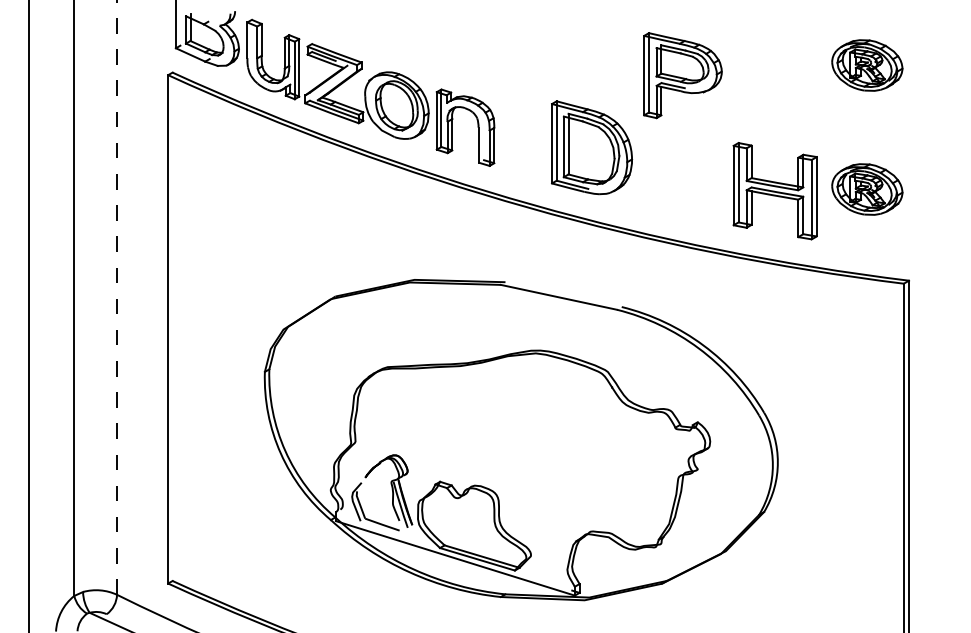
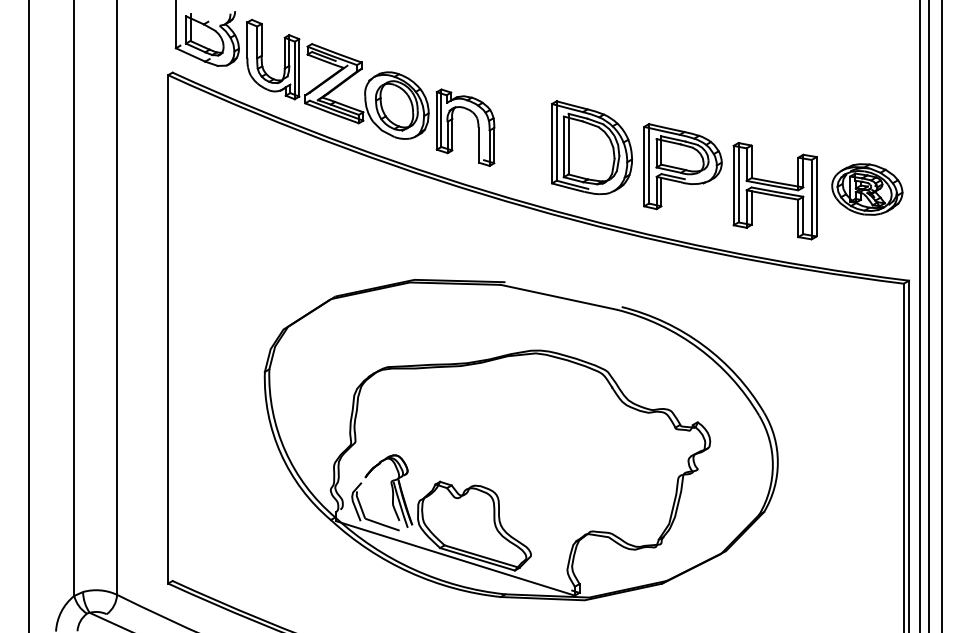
part: present -> none (867, 65)
part position: (682, 75) -> (682, 166) (682, 166)
line: dashed -> solid (117, 297)
line: none -> present (919, 315)
line: none -> present (929, 315)
line: none -> present (941, 315)
